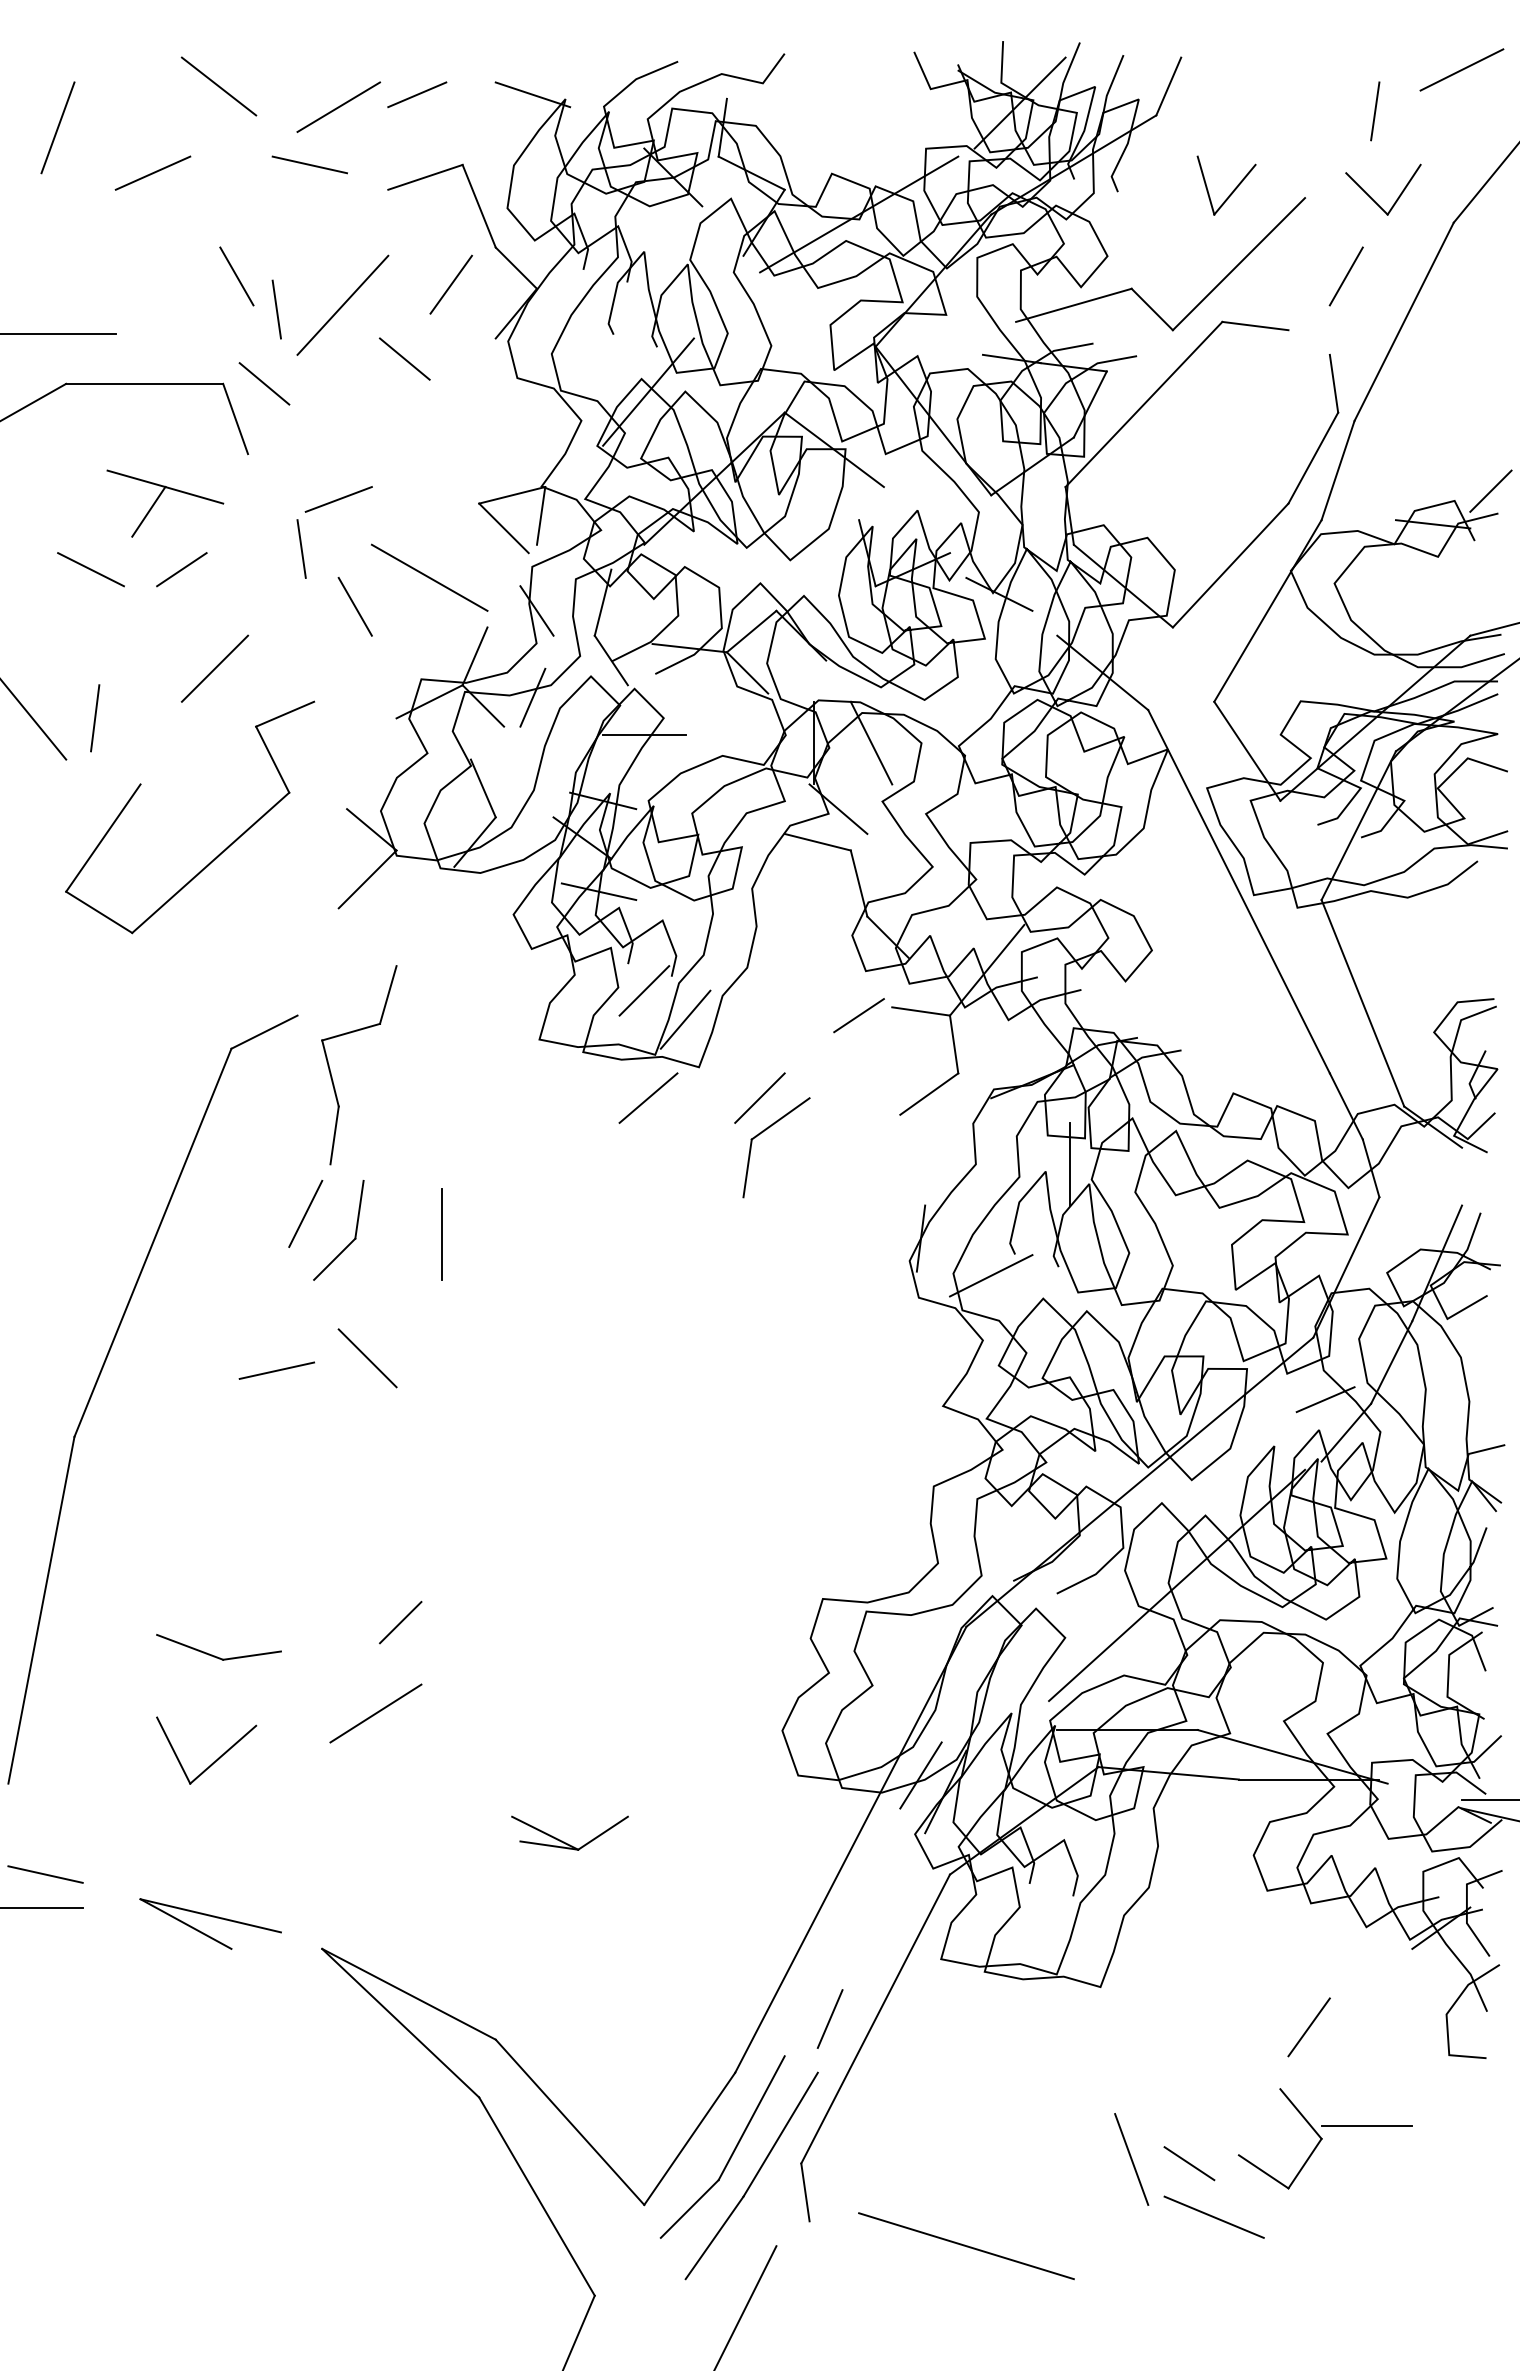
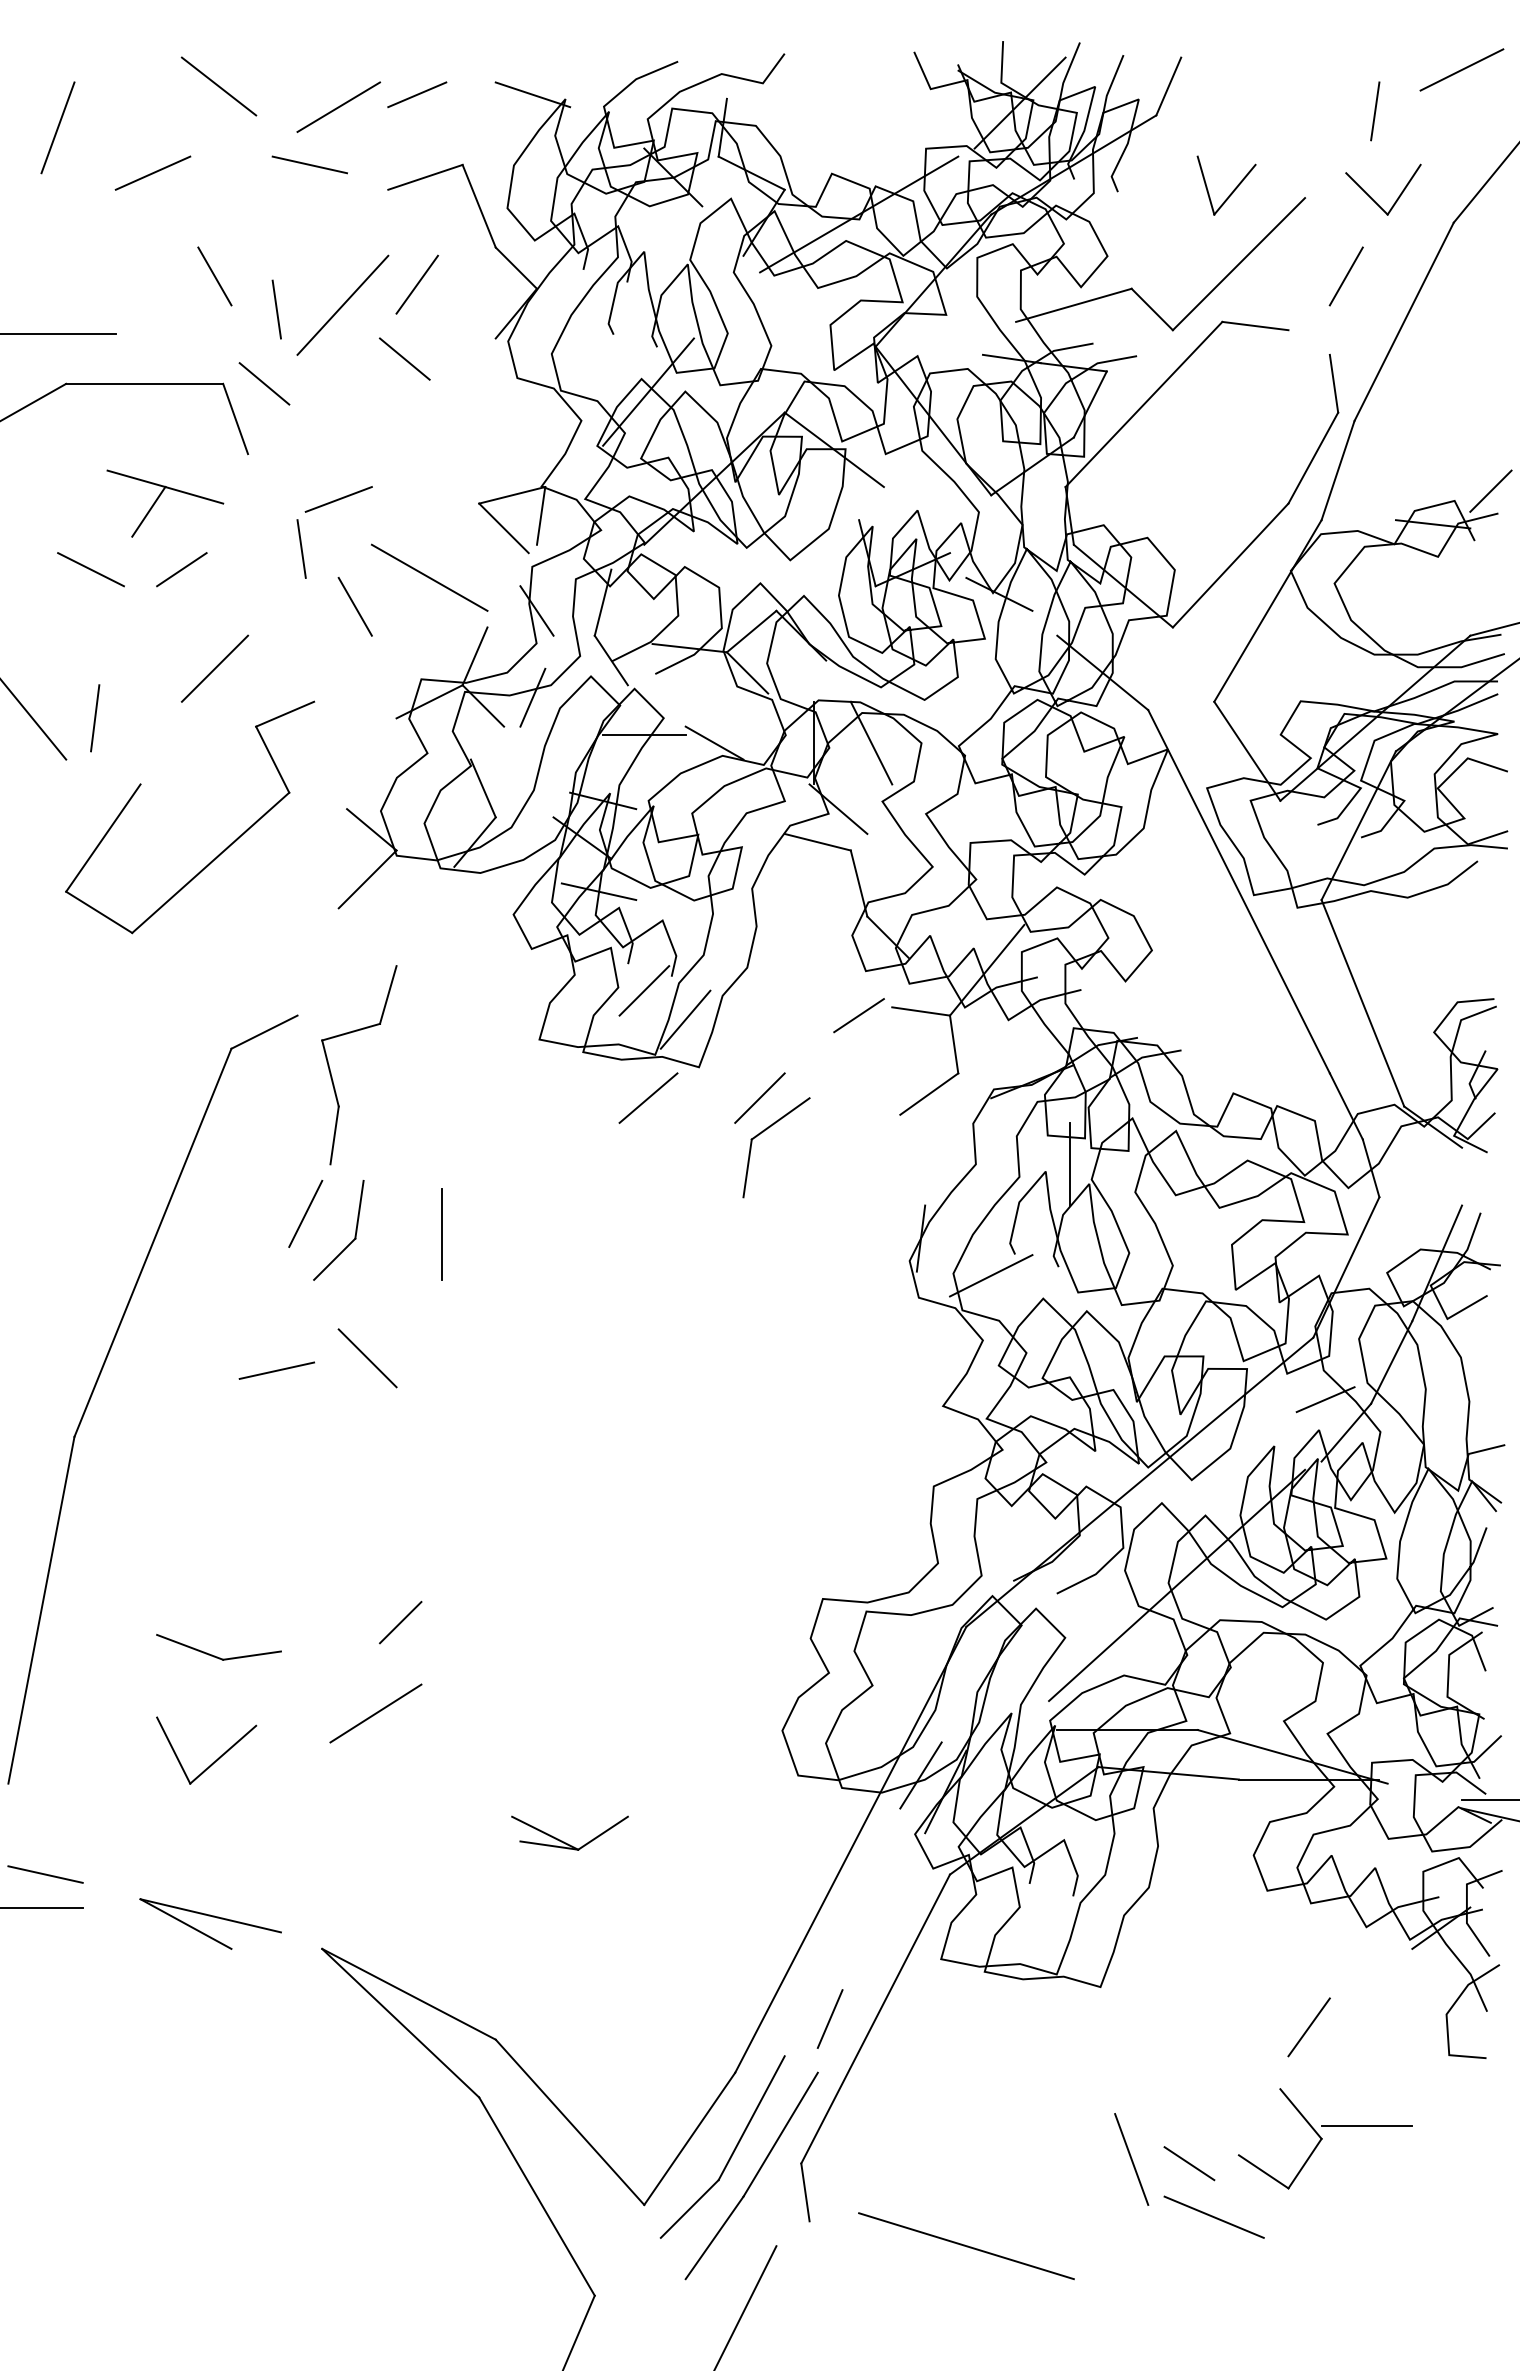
line position: (236, 276) -> (214, 276) (214, 276)
line position: (450, 284) -> (416, 284) (416, 284)
line: none -> present (714, 742)
